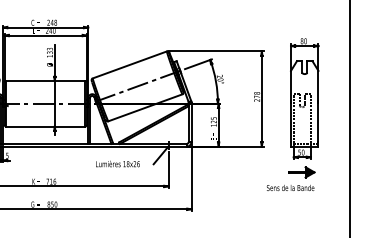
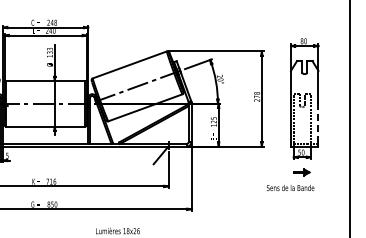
line: solid -> dashed (318, 122)
text position: (117, 163) -> (117, 230) (117, 230)
part size: 28x13 px -> 18x9 px (301, 172)
